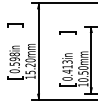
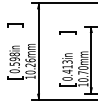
text: 15.20mm -> 10.26mm (30, 66)
text: 10.50mm -> 10.70mm (83, 72)
